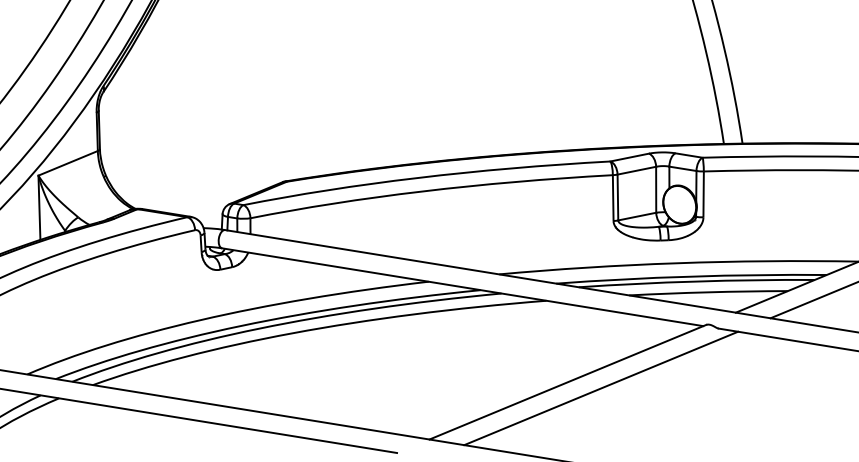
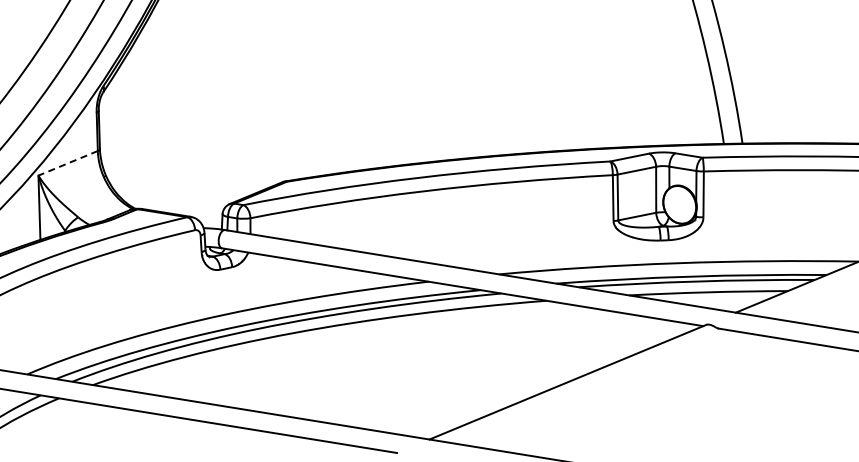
line: solid -> dashed (67, 163)
line: present -> none (812, 300)
line: present -> none (601, 388)
